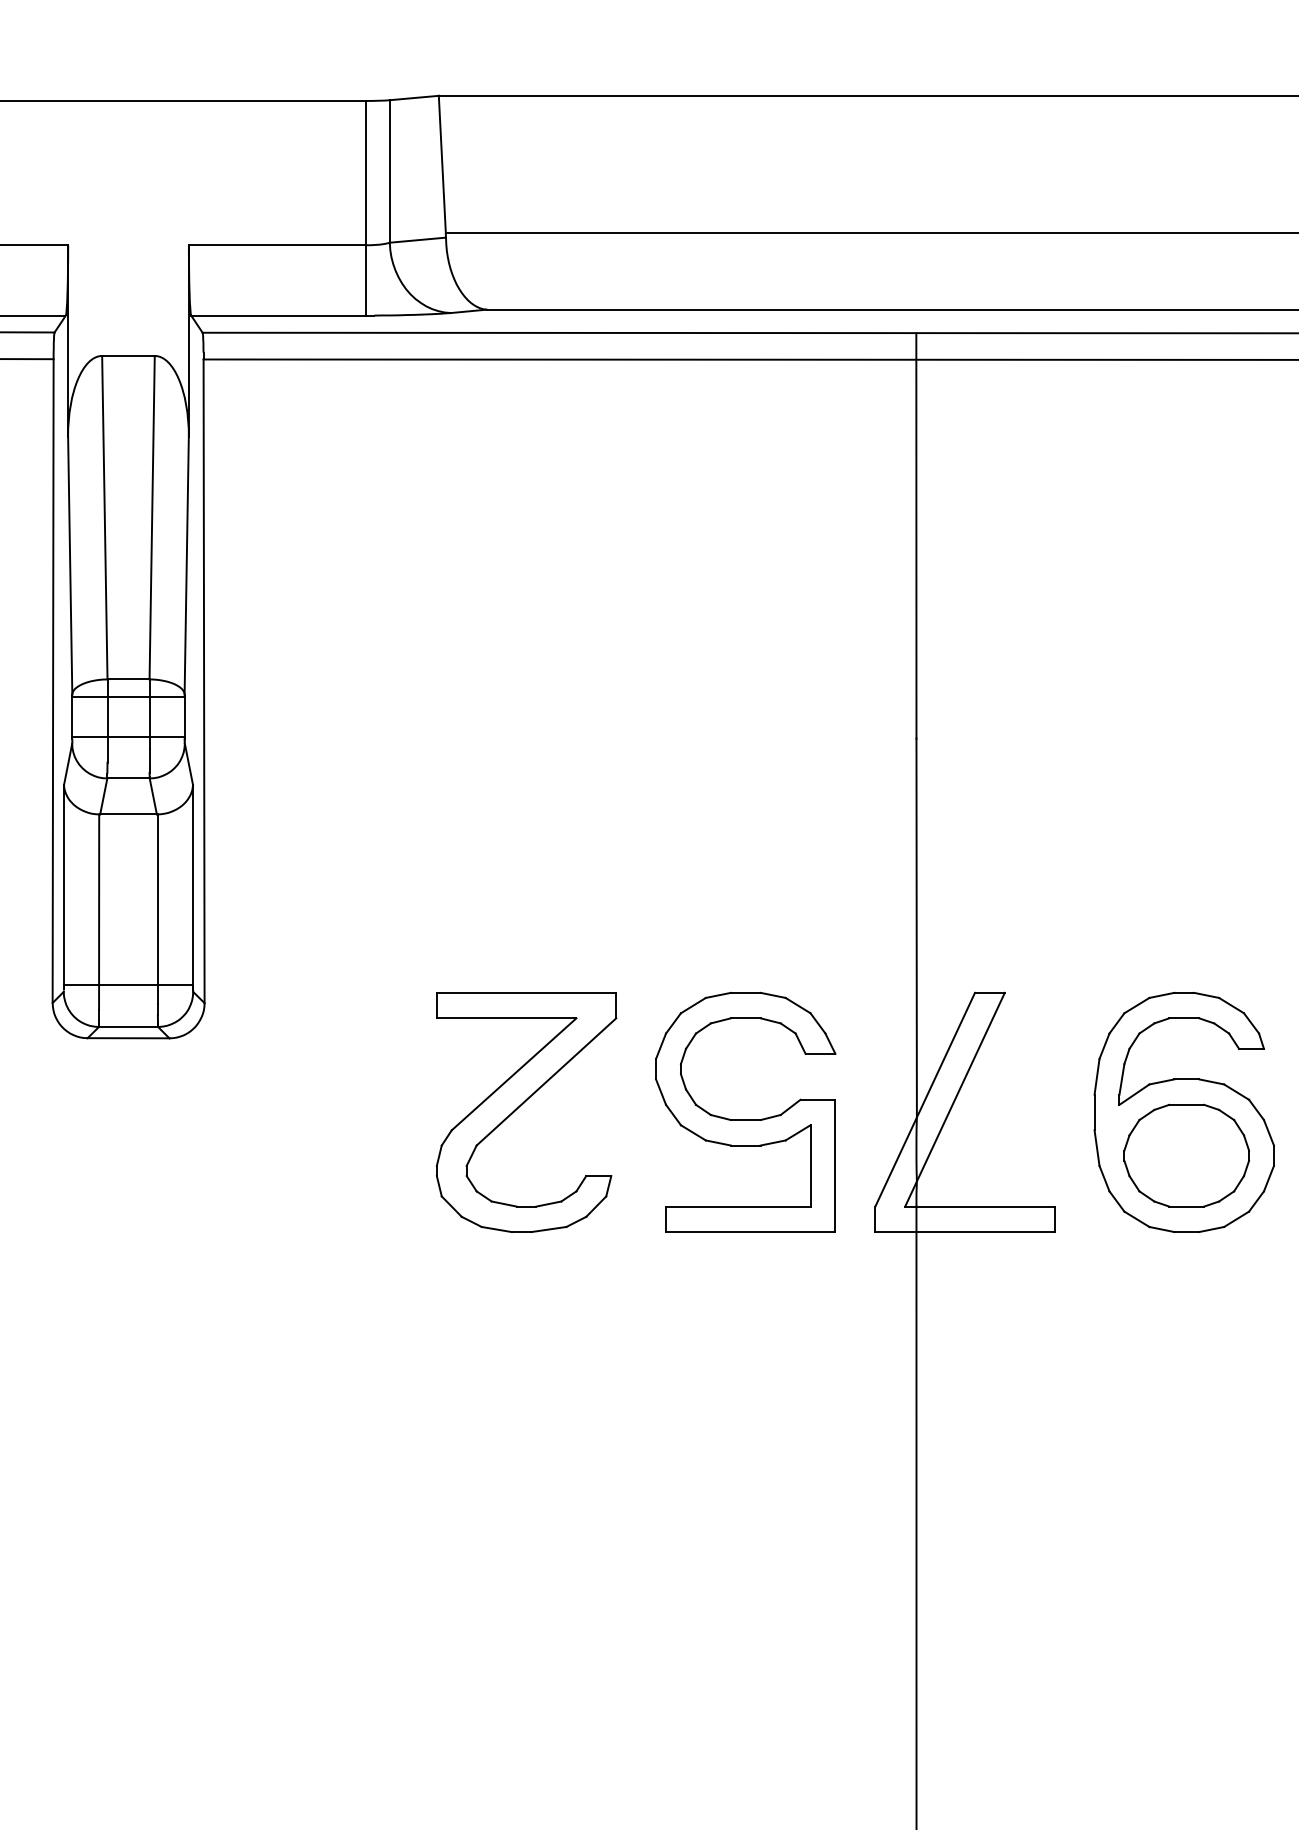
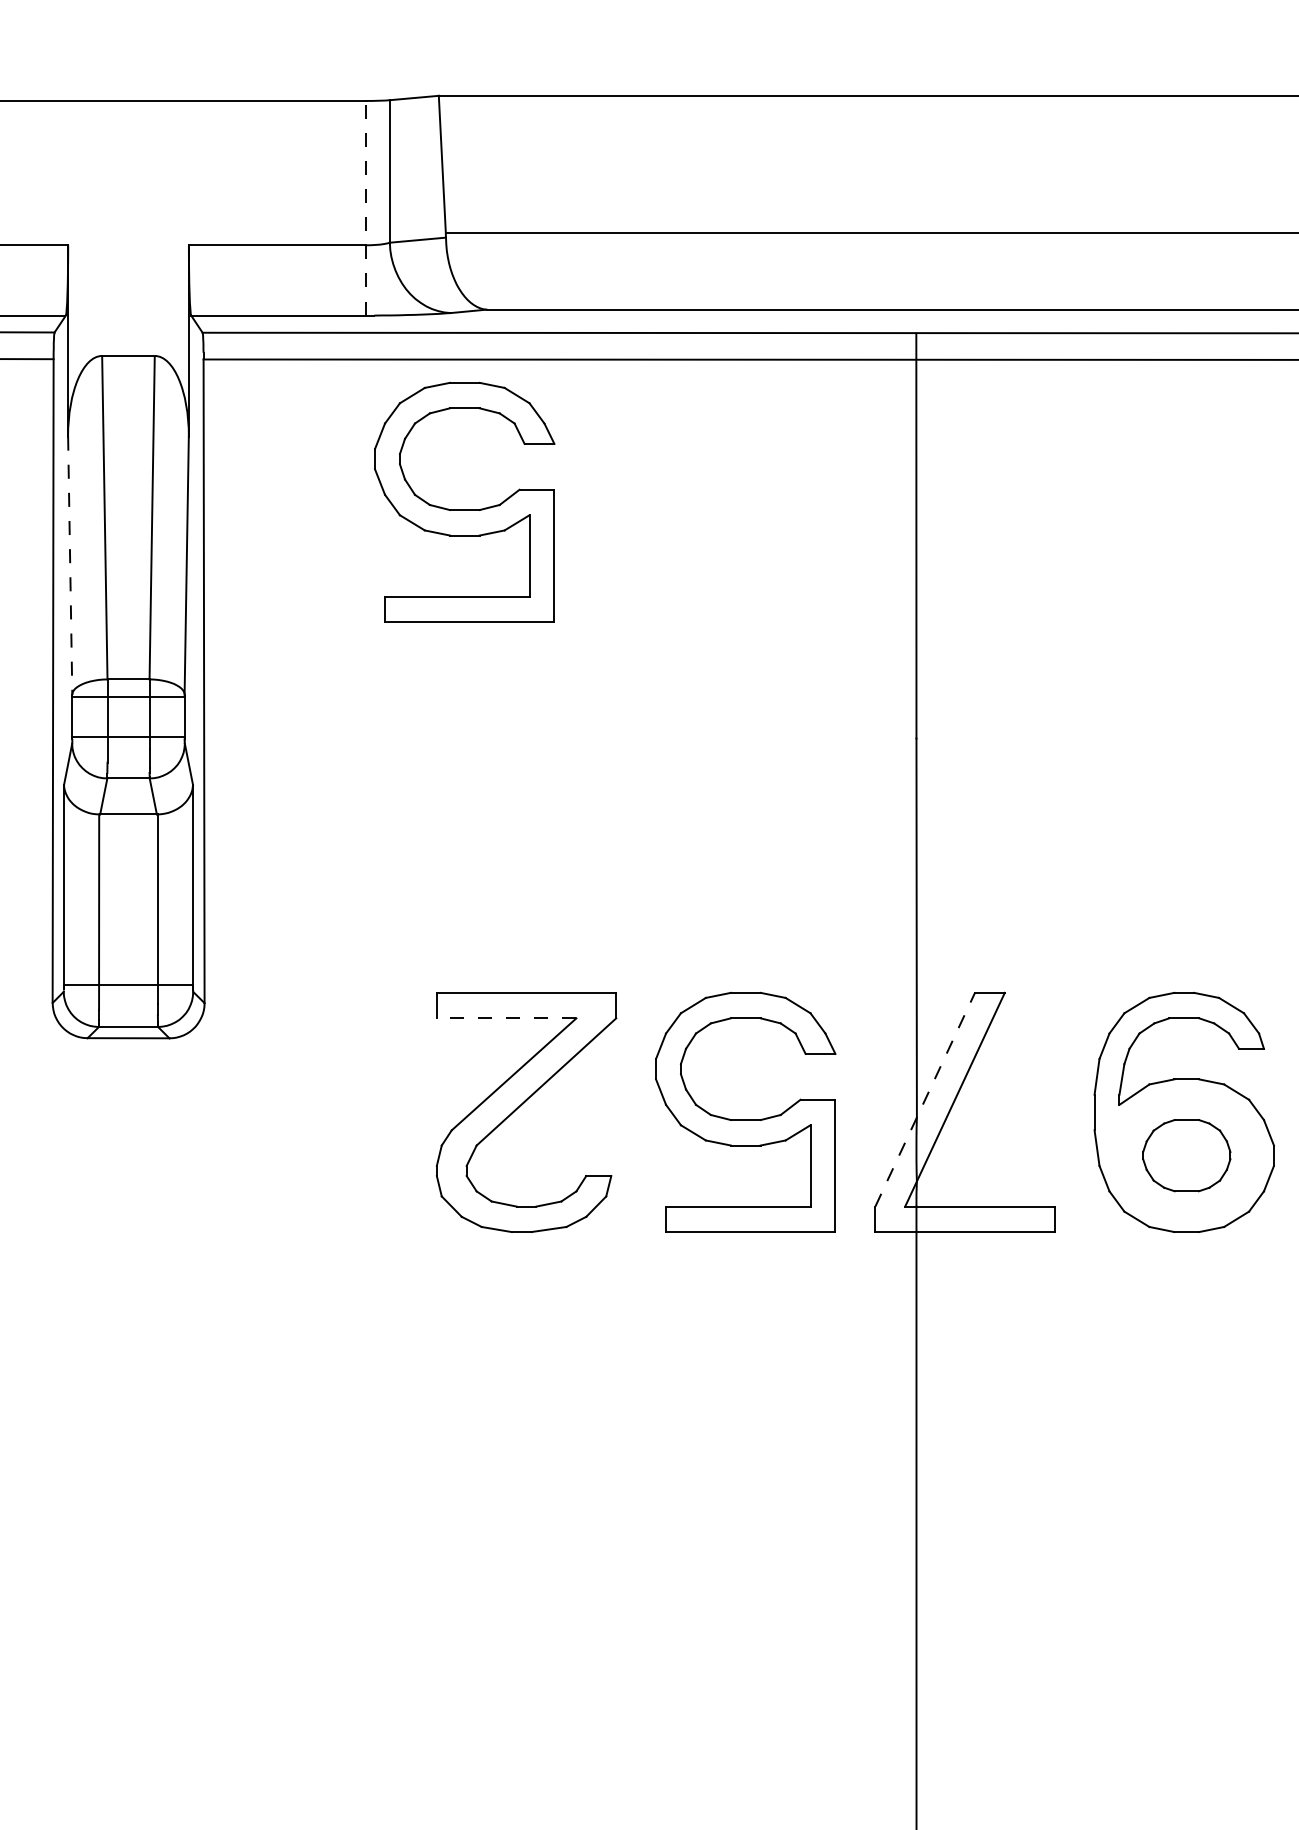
line: solid -> dashed (365, 207)
part: none -> present (464, 509)
line: solid -> dashed (70, 566)
line: solid -> dashed (506, 1018)
line: solid -> dashed (925, 1099)
part size: 128x105 px -> 90x74 px (1186, 1155)
